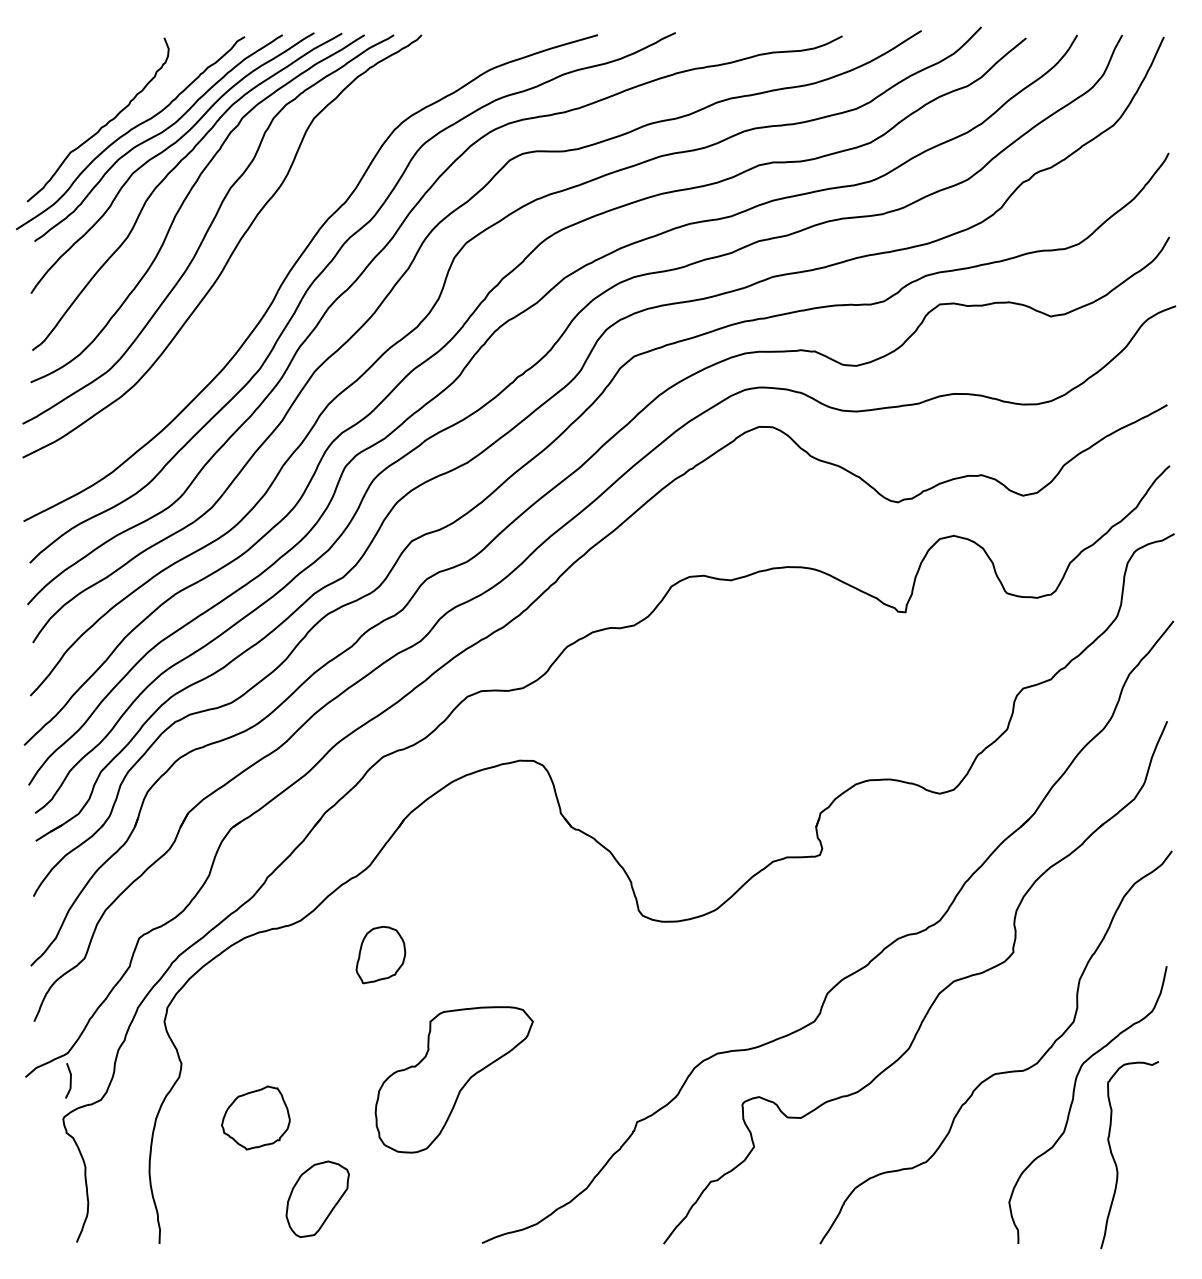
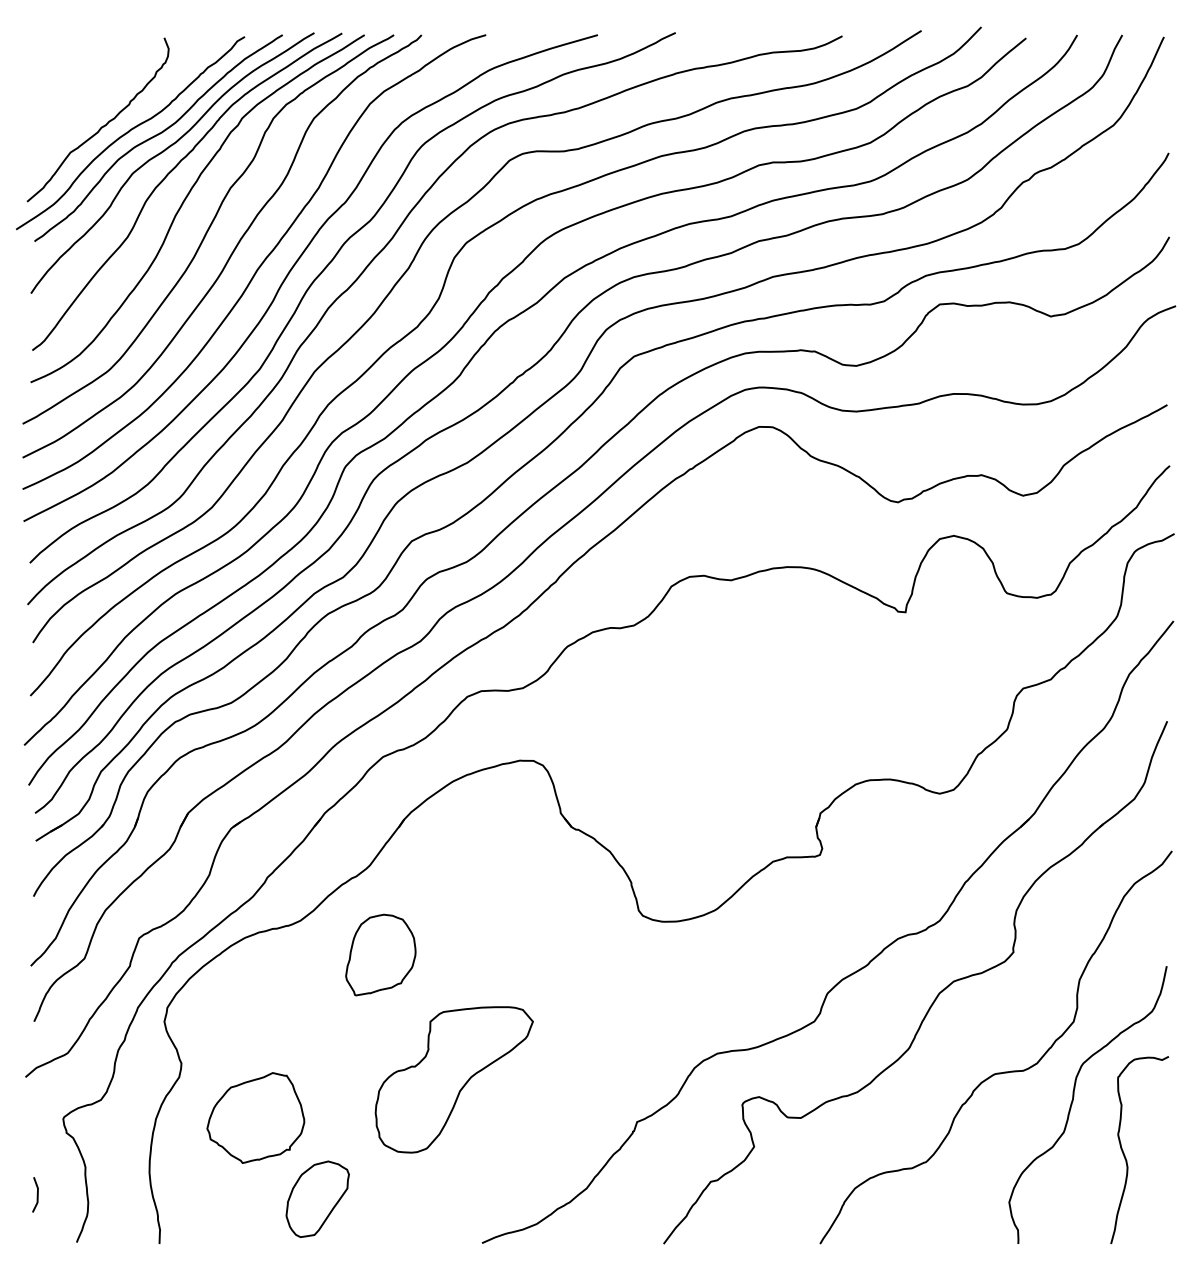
curve: none -> present (259, 265)
part size: 52x59 px -> 72x84 px (380, 954)
line position: (69, 1080) -> (36, 1194) (36, 1194)
part size: 70x66 px -> 100x92 px (255, 1117)
curve position: (1115, 1160) -> (1125, 1155) (1125, 1155)
